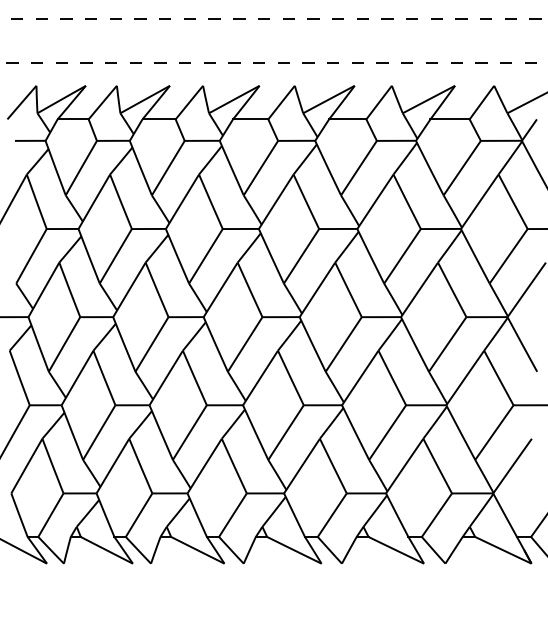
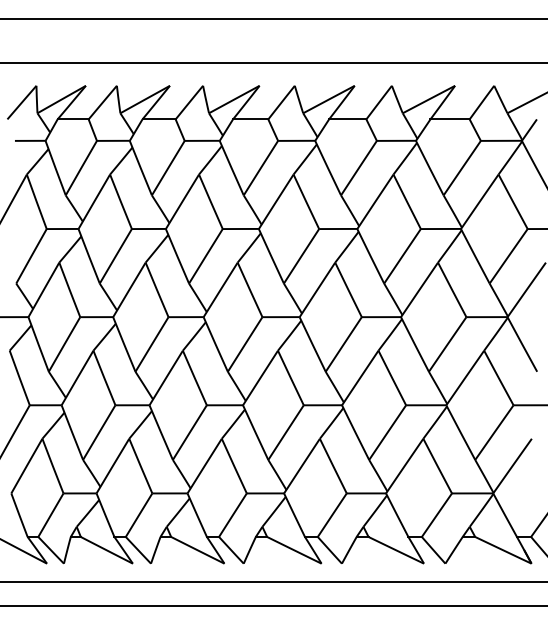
line: dashed -> solid (274, 18)
line: dashed -> solid (273, 63)
line: none -> present (273, 581)
line: none -> present (273, 606)
